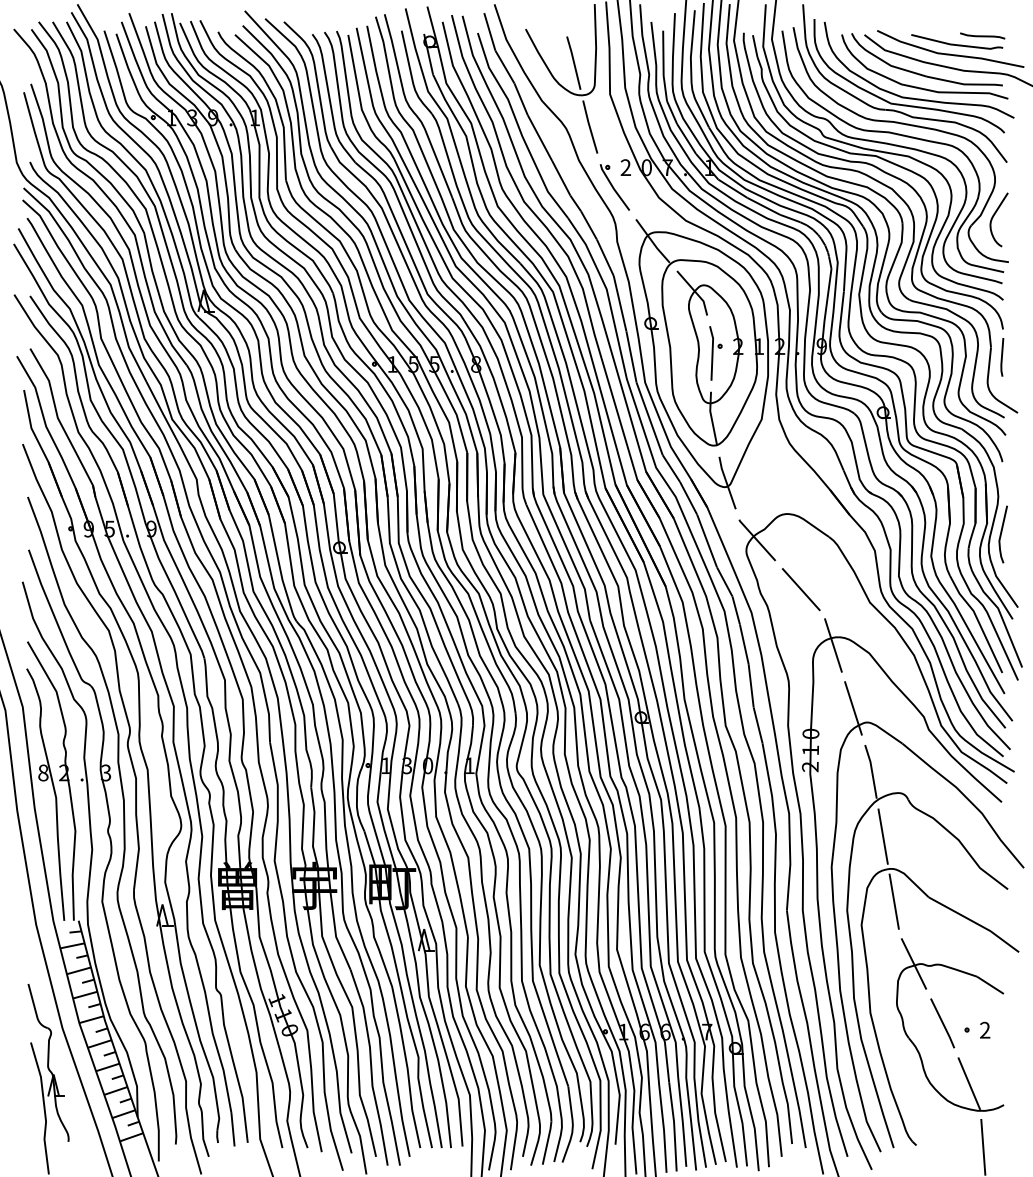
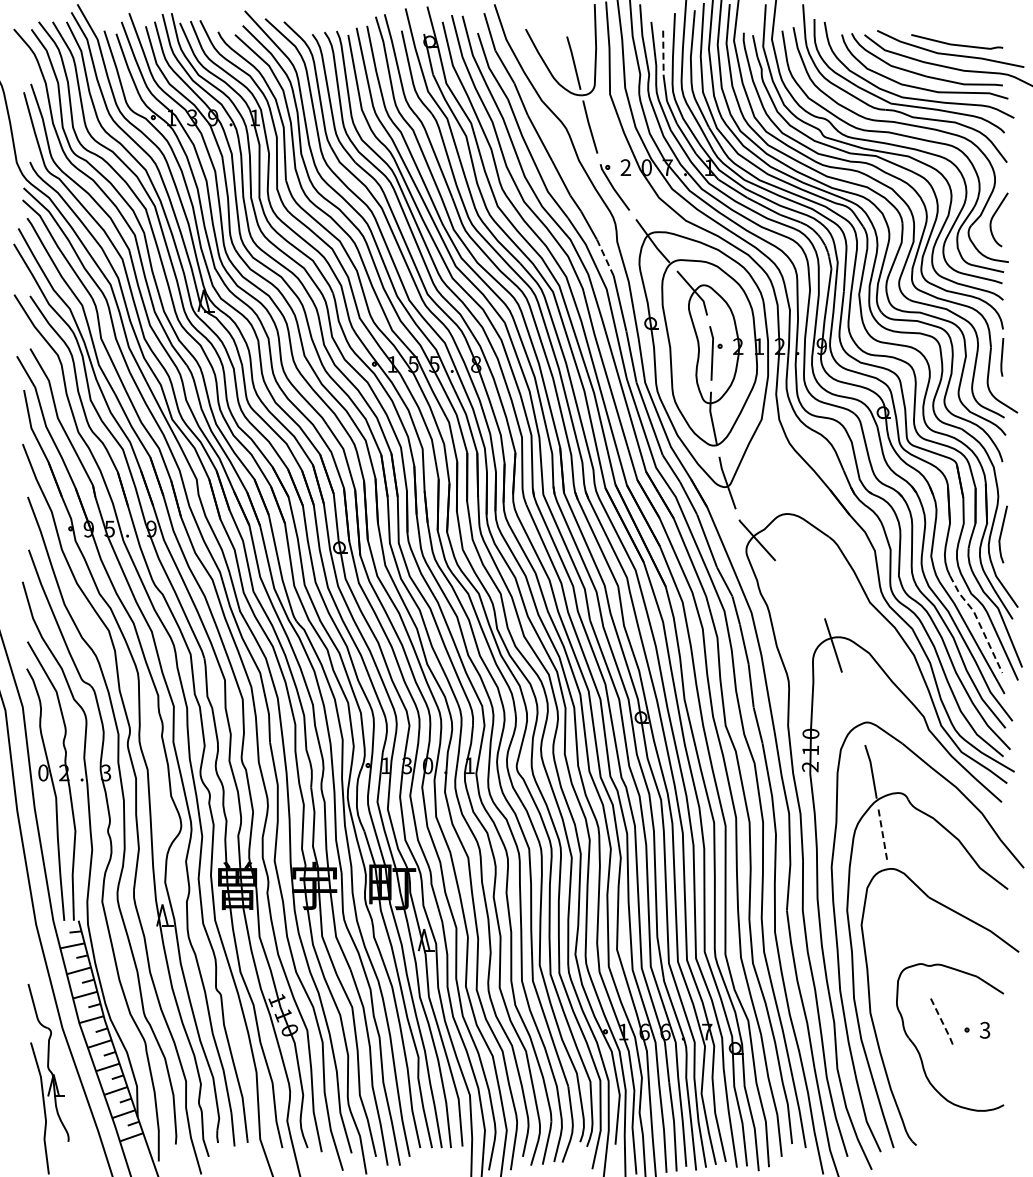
curve: present -> none (982, 35)
line: solid -> dashed (663, 53)
line: solid -> dashed (605, 257)
line: present -> none (800, 589)
line: solid -> dashed (978, 621)
line: present -> none (853, 708)
text: 8 -> 0 (43, 773)
line: solid -> dashed (883, 836)
line: present -> none (893, 901)
line: present -> none (913, 963)
line: solid -> dashed (943, 1024)
text: 2 -> 3 (984, 1030)
line: present -> none (968, 1083)
line: present -> none (983, 1146)
